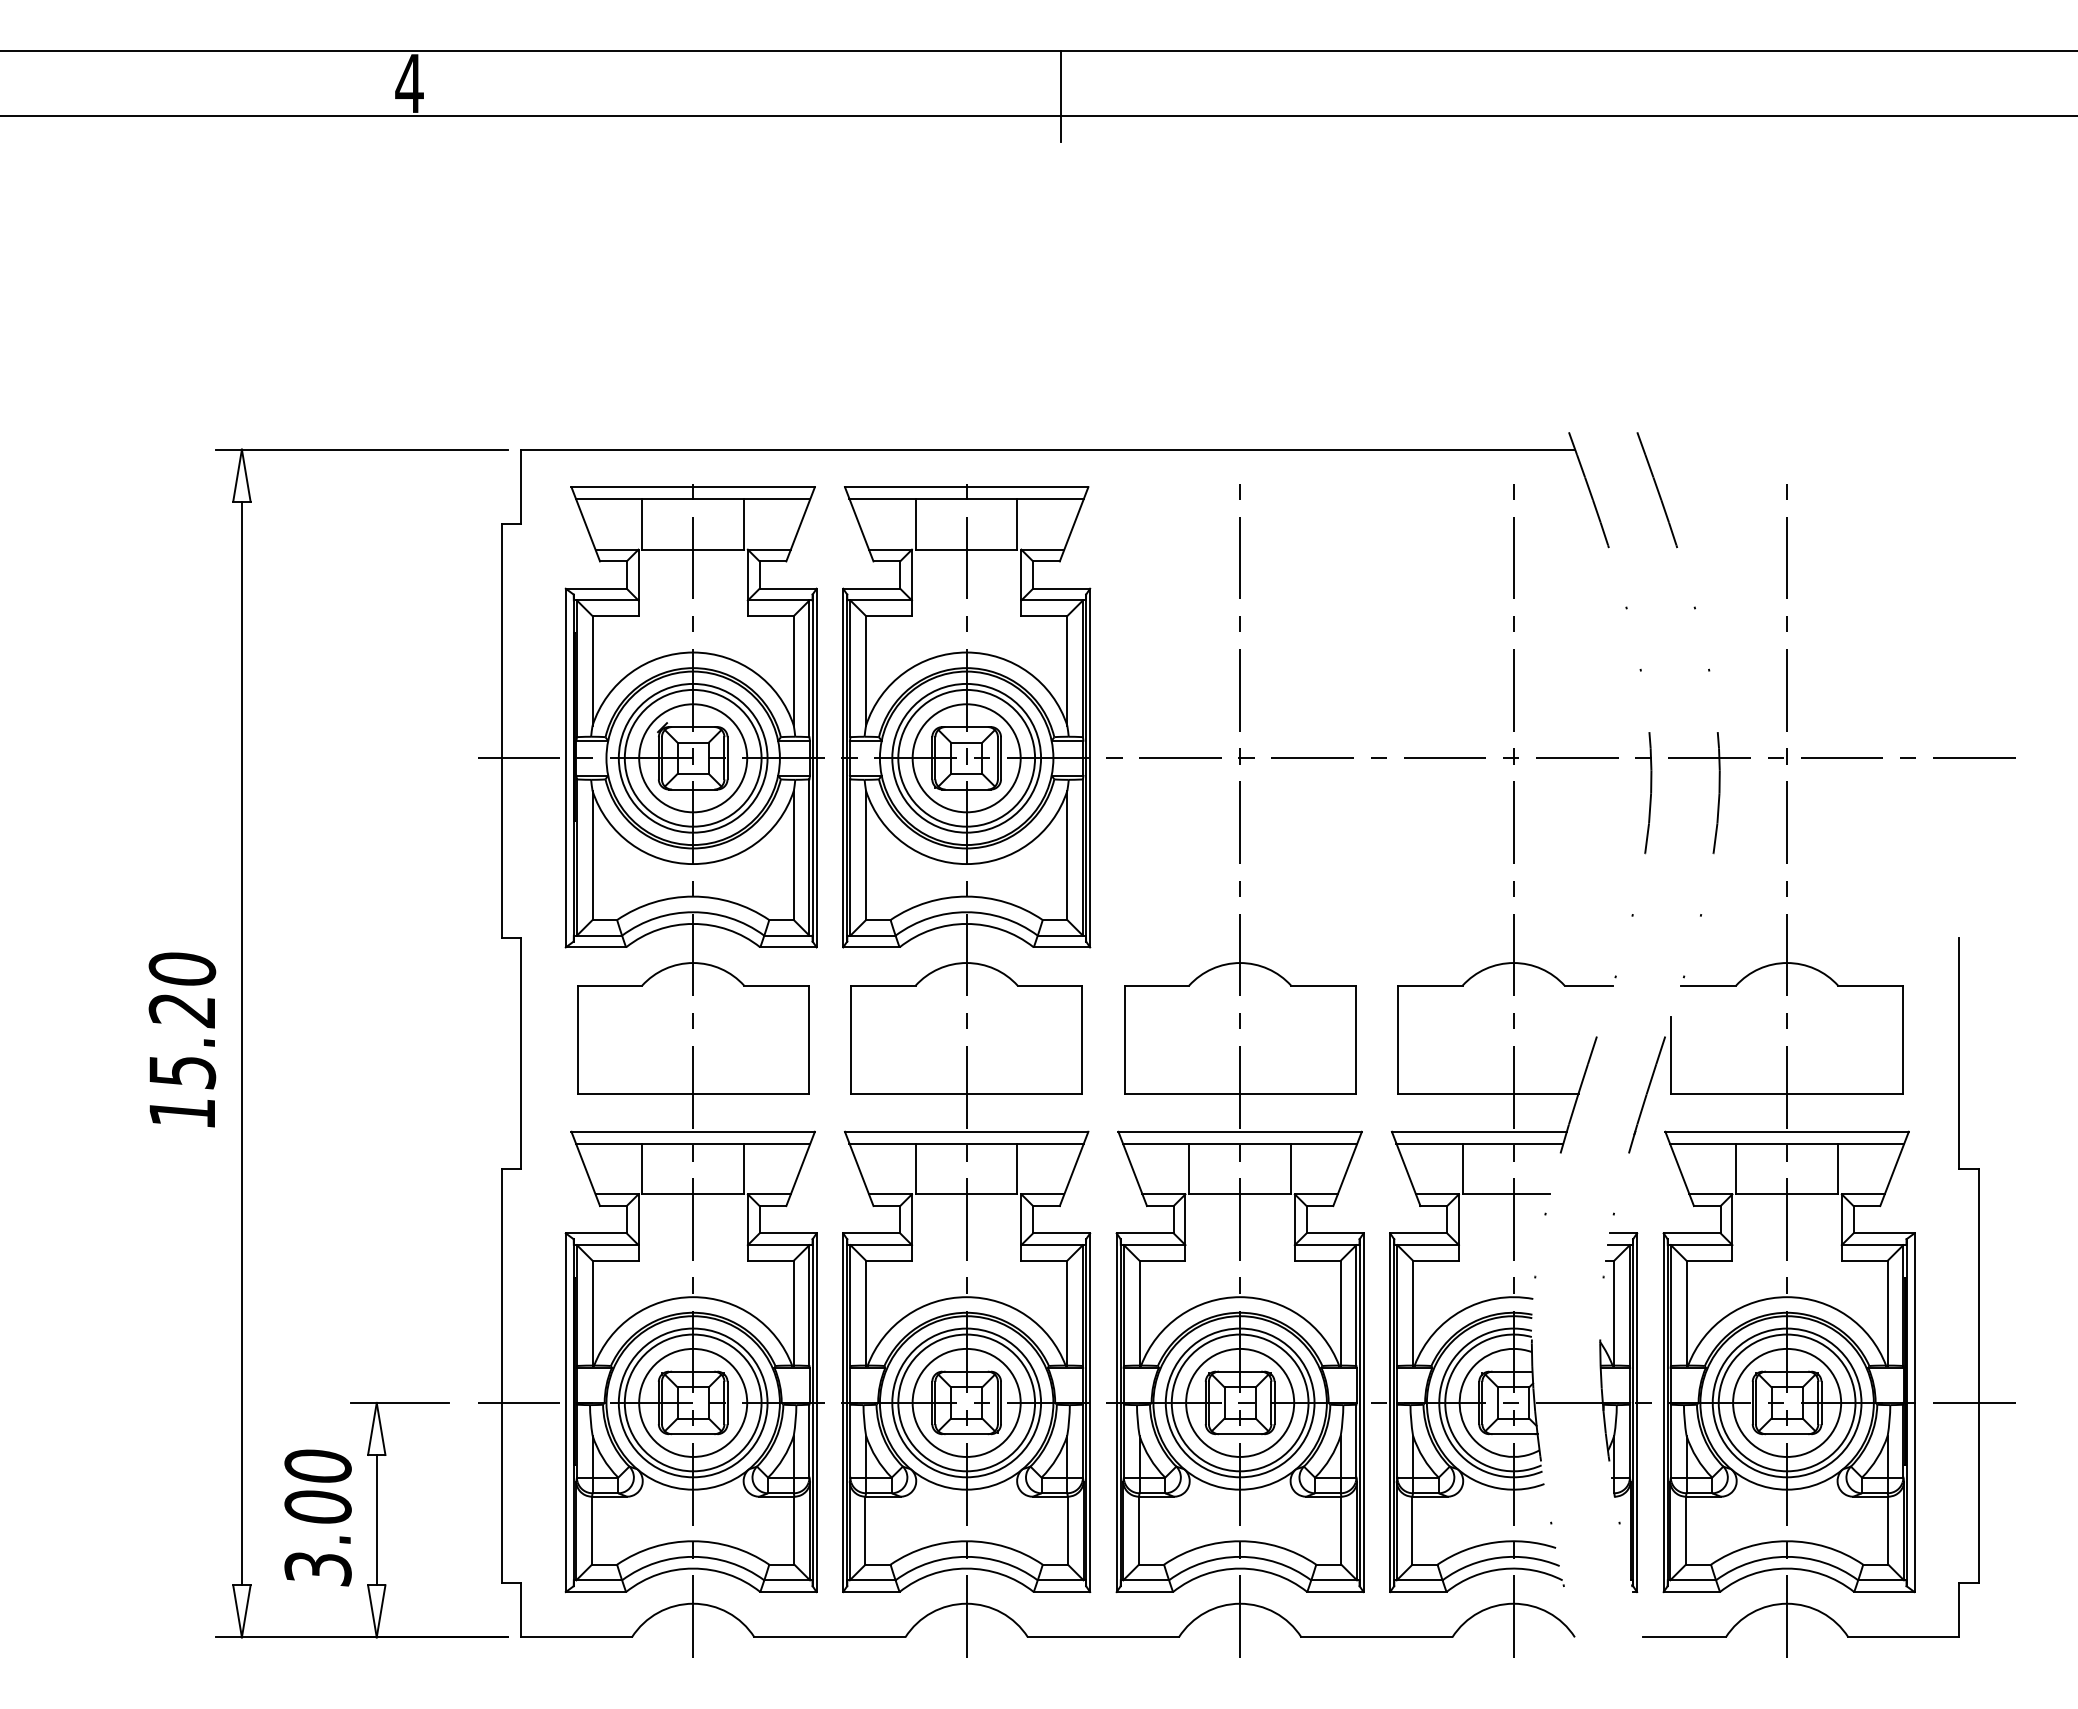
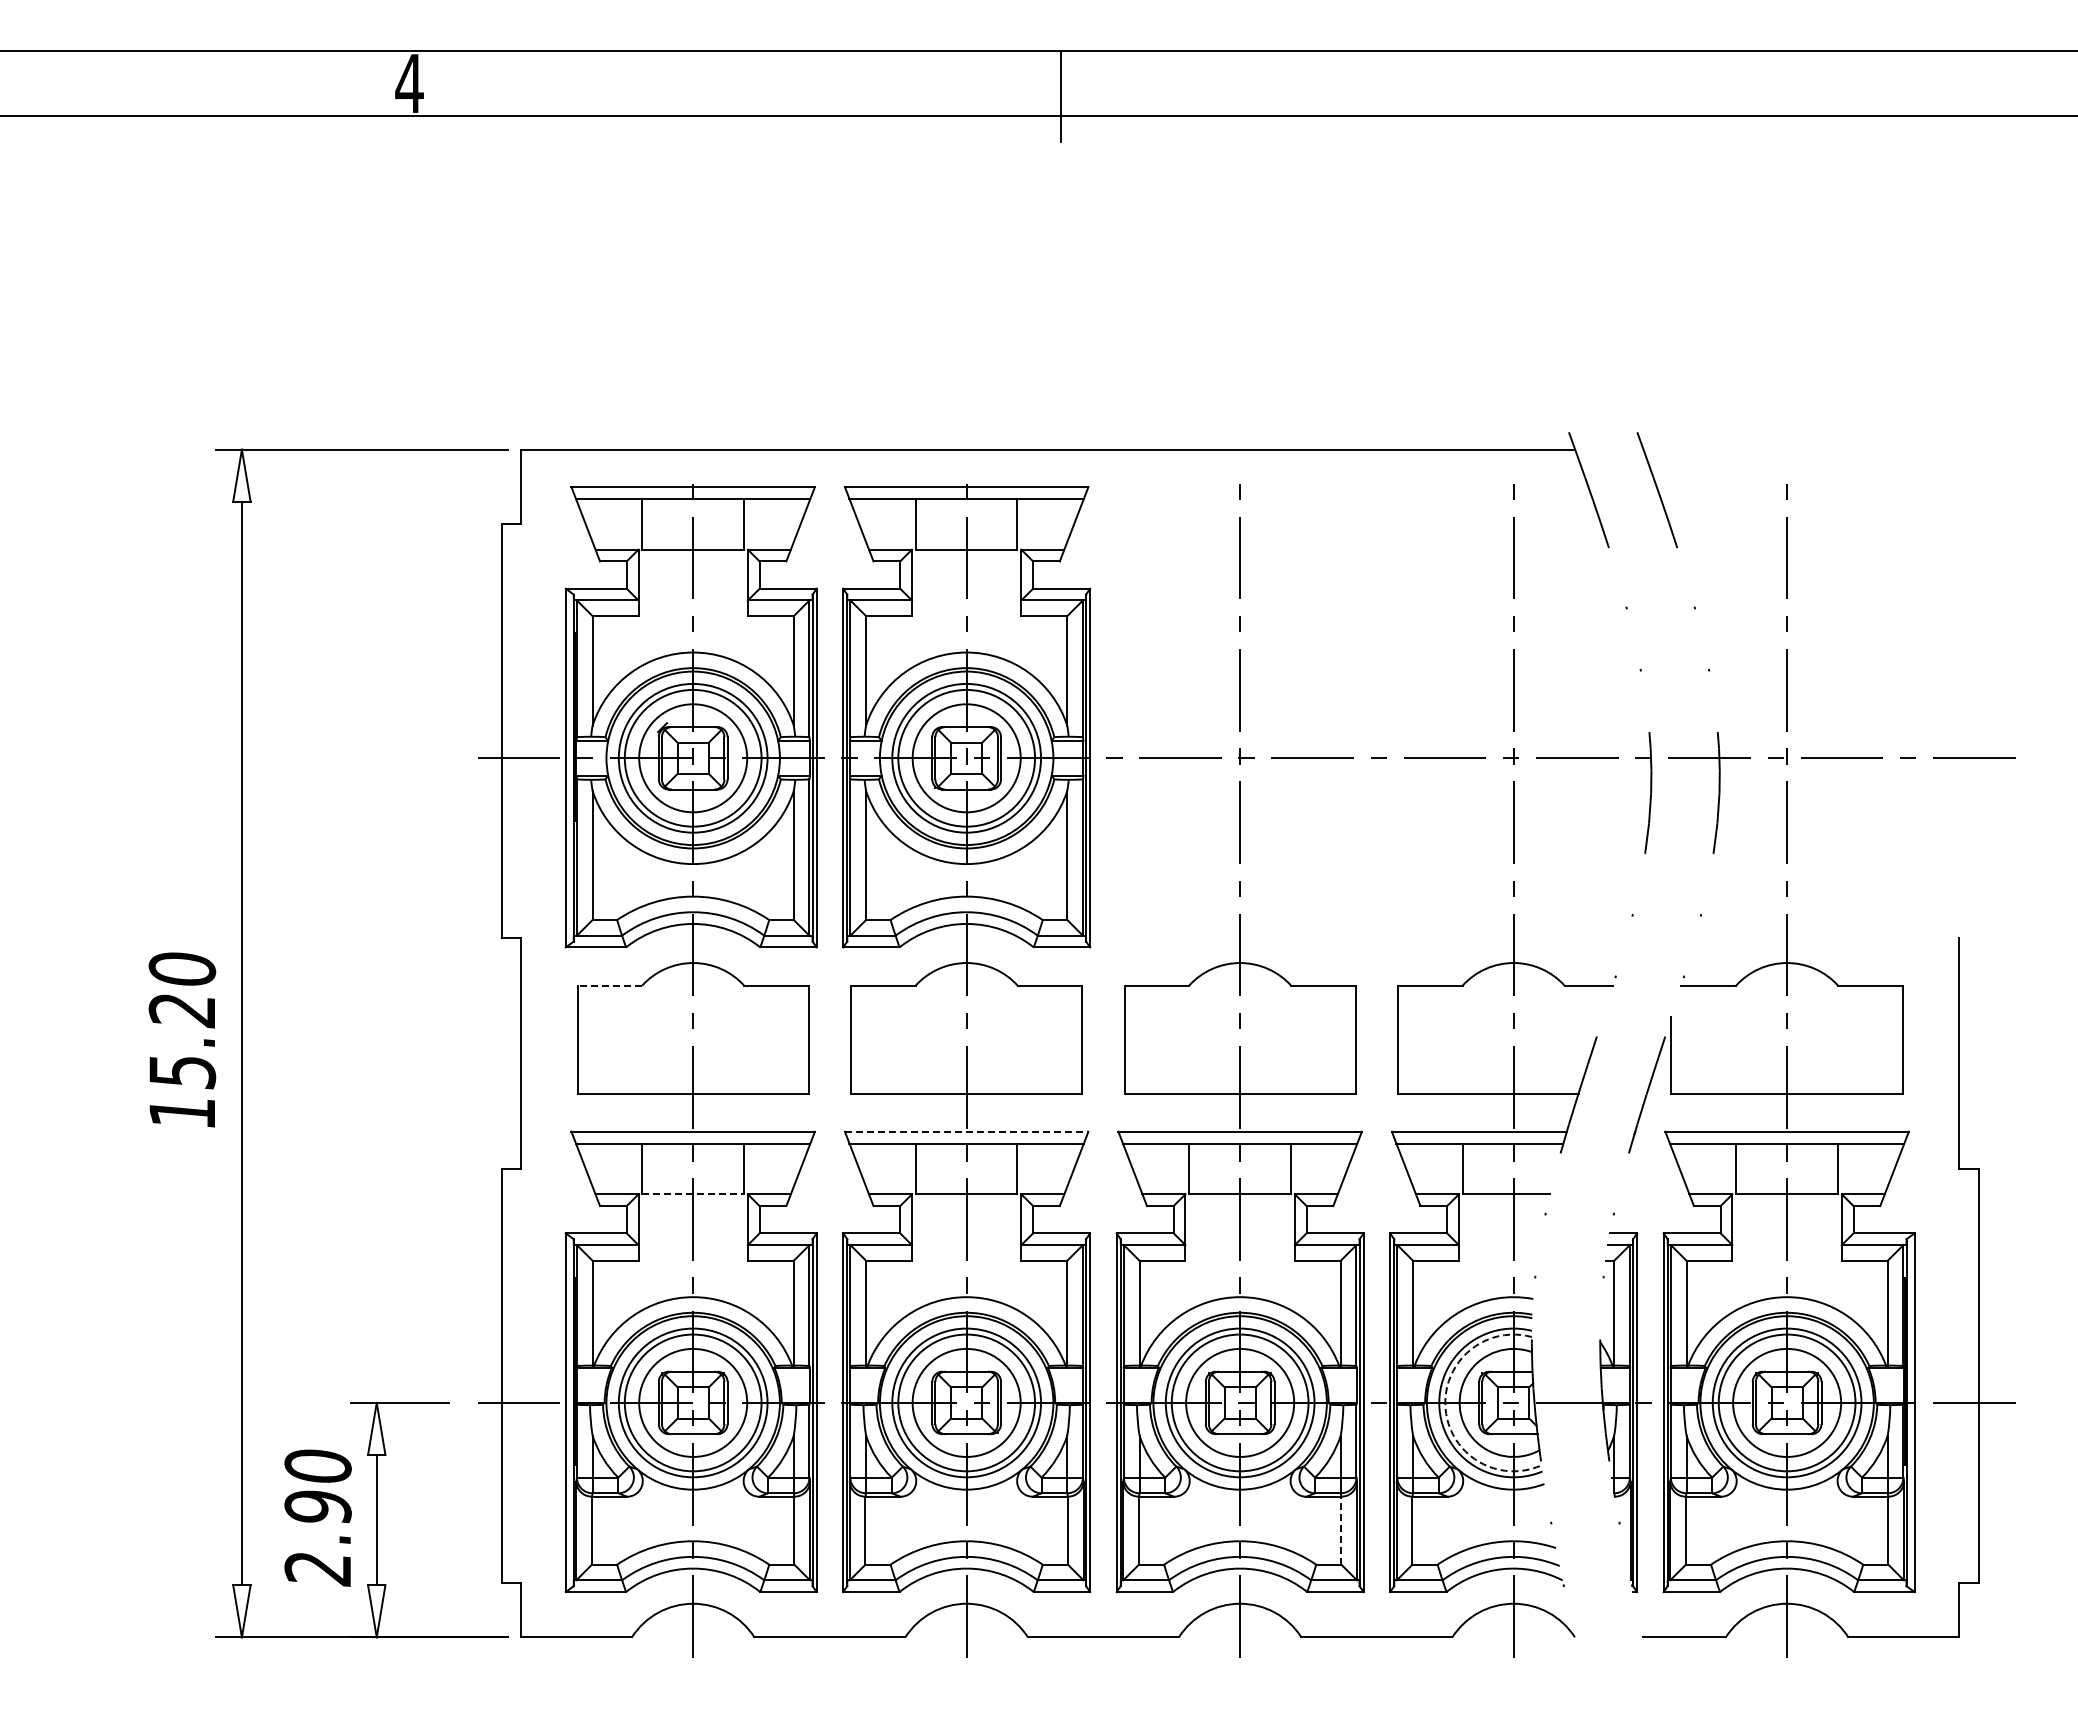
line: solid -> dashed (609, 985)
line: solid -> dashed (966, 1131)
line: solid -> dashed (693, 1194)
arc: solid -> dashed (1445, 1408)
line: solid -> dashed (1341, 1530)
text: 3.00 -> 2.90 (317, 1538)
